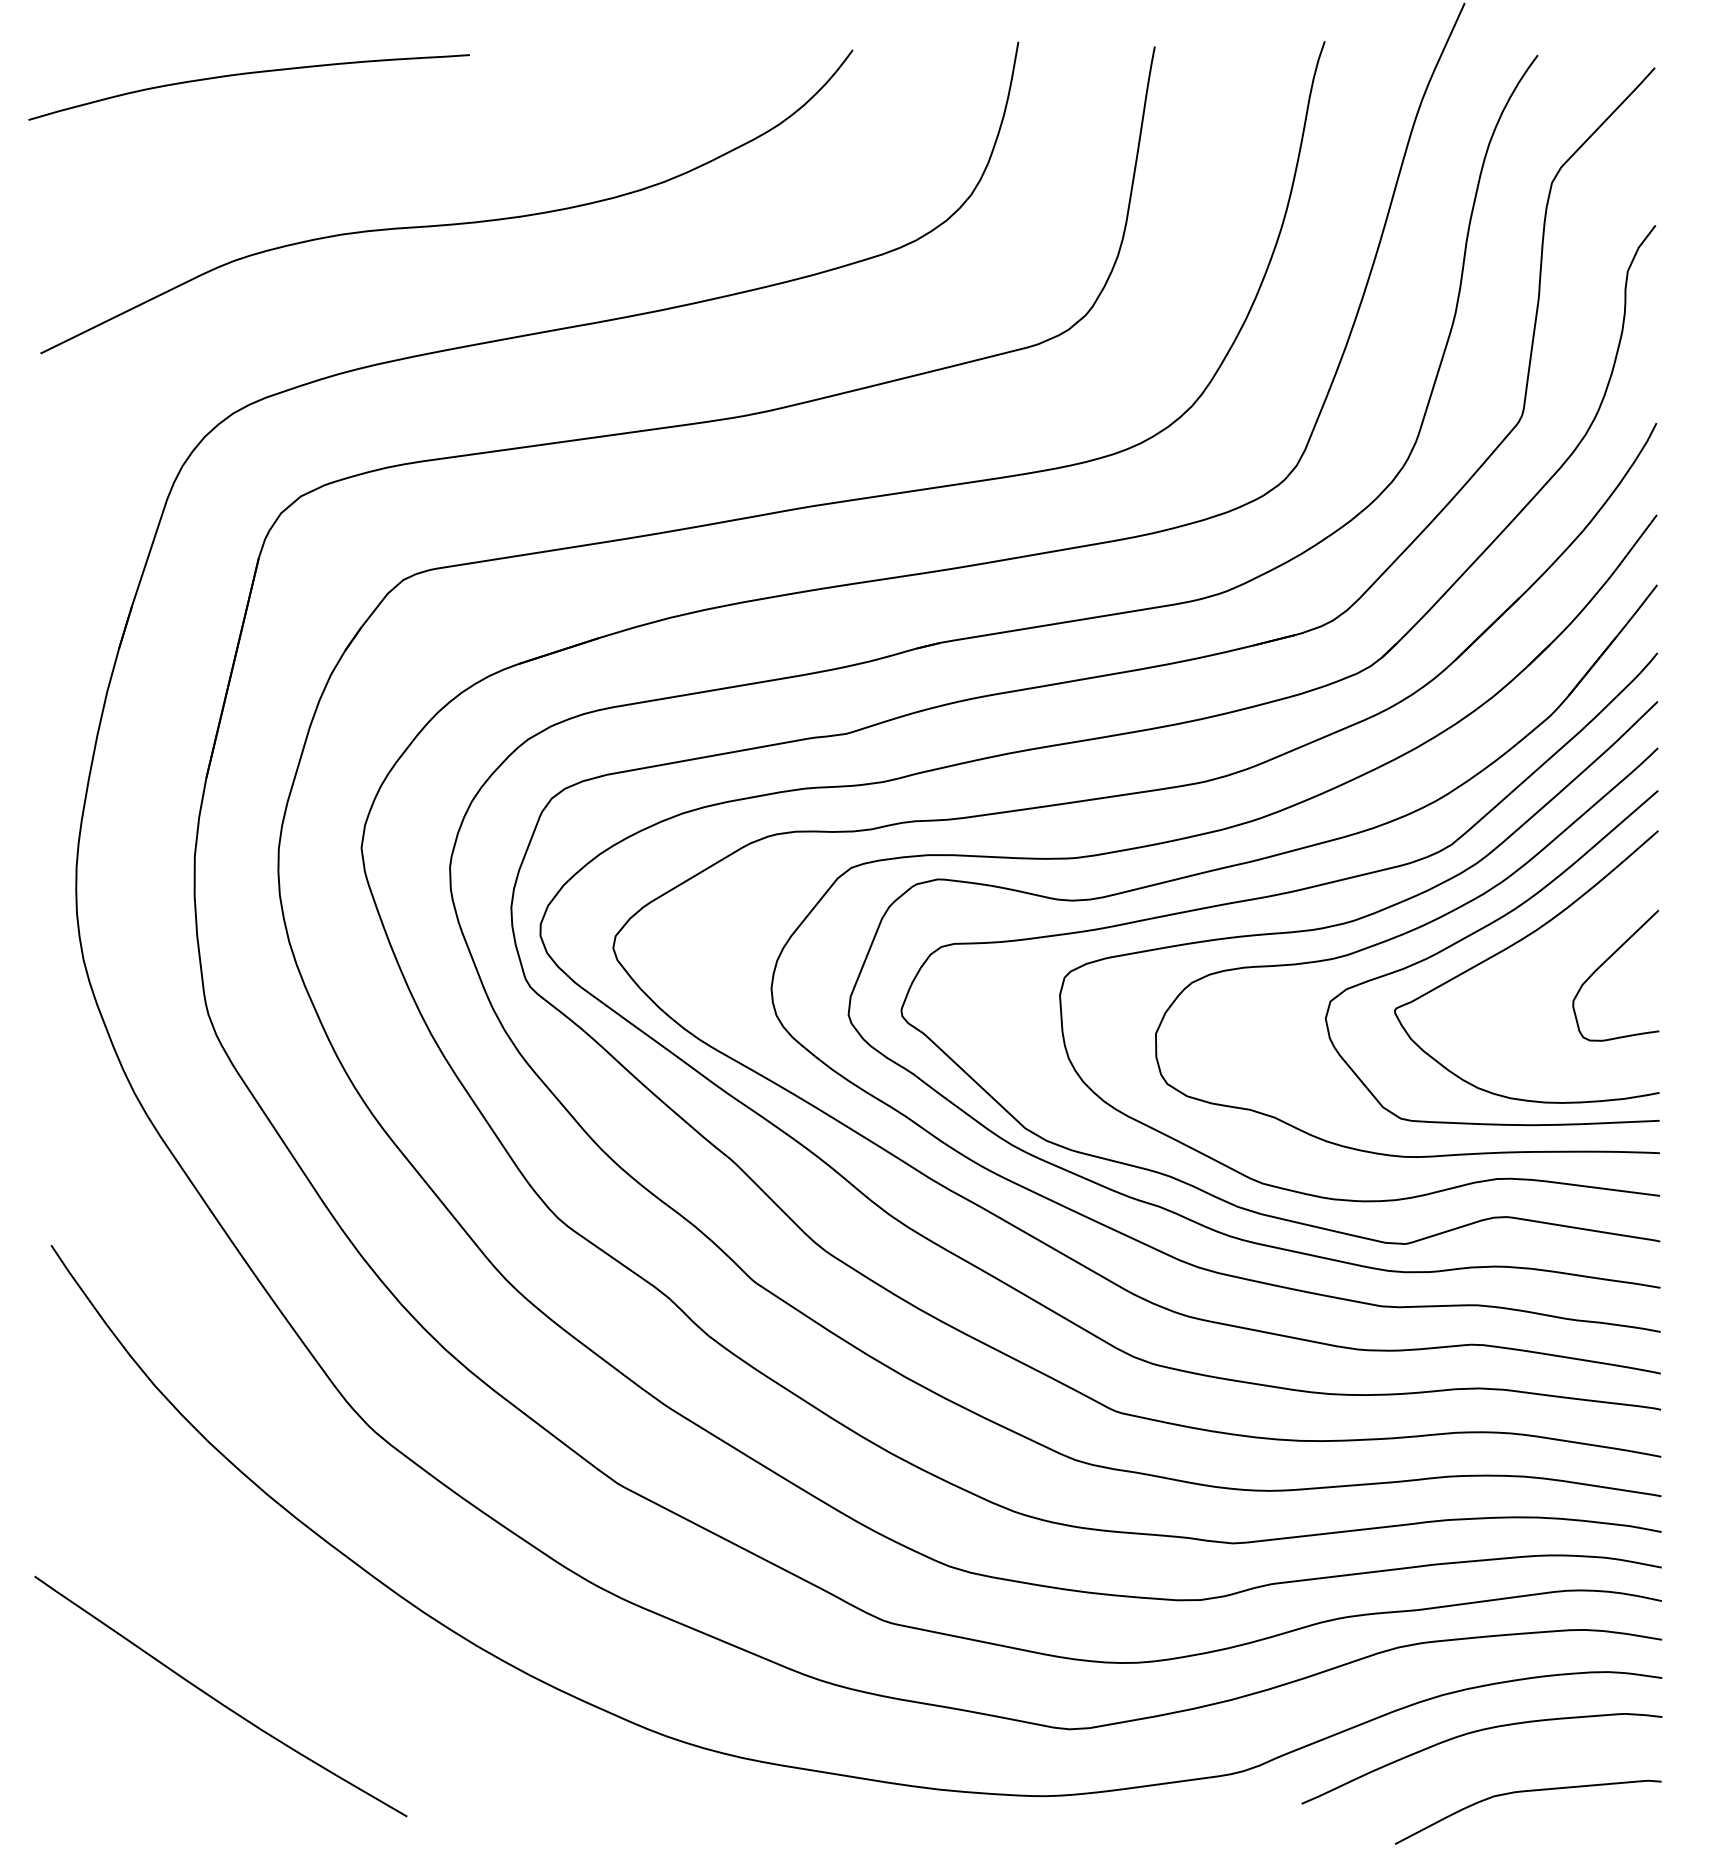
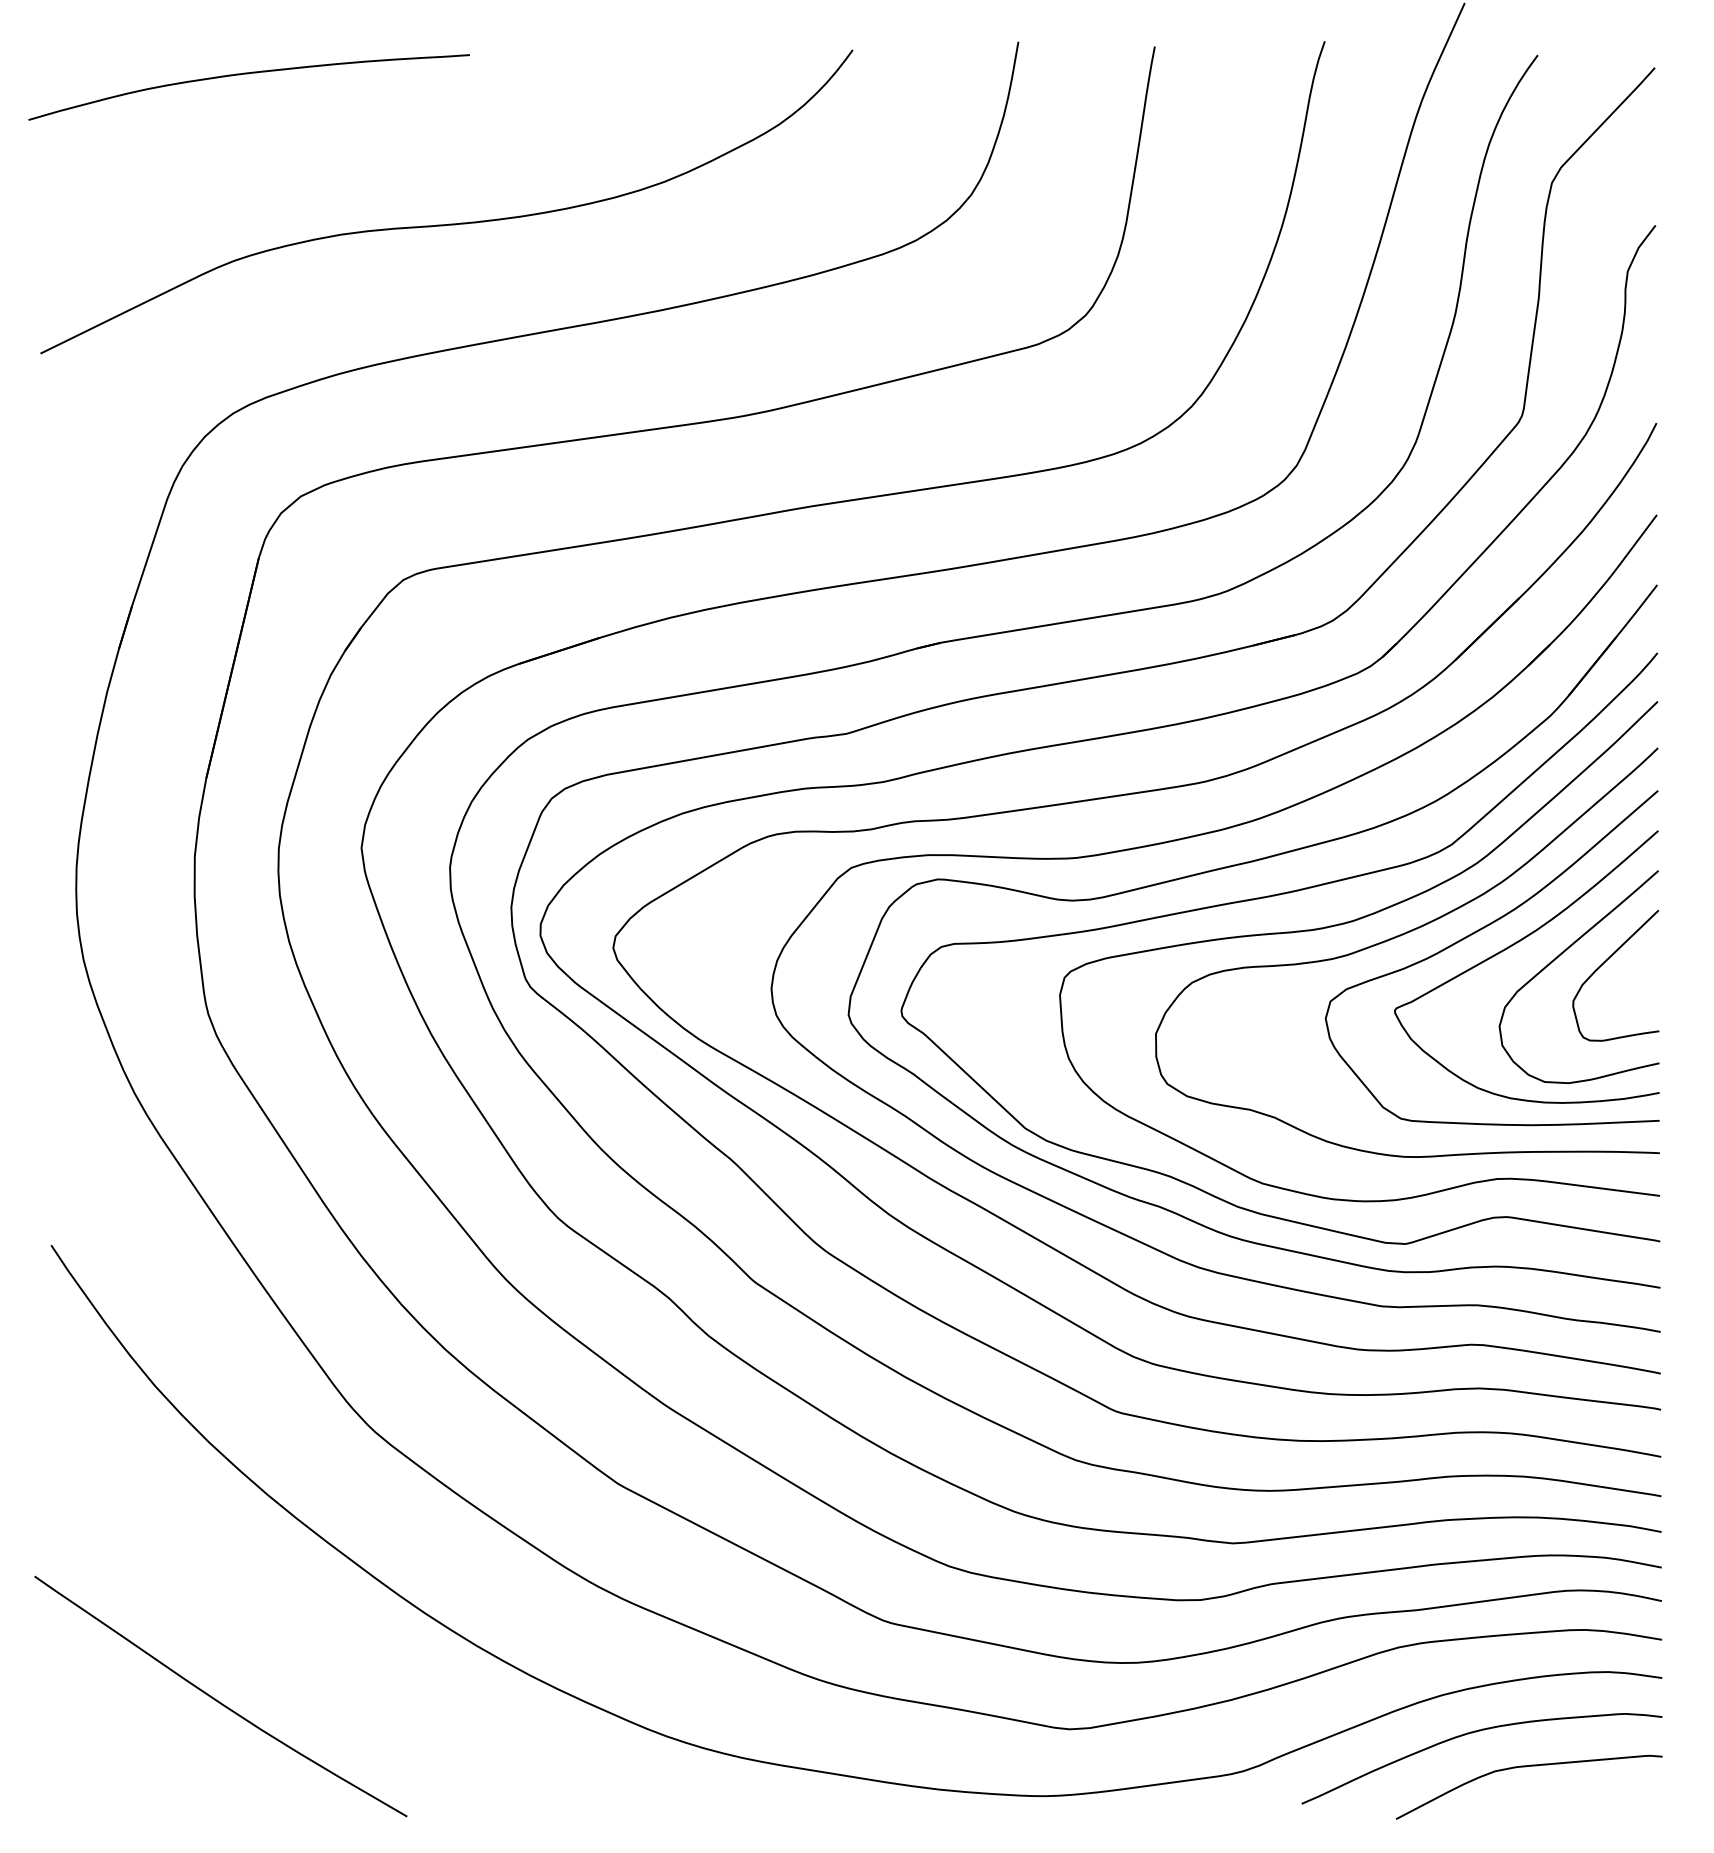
curve: none -> present (1562, 954)
curve position: (1524, 1792) -> (1525, 1767) (1525, 1767)
